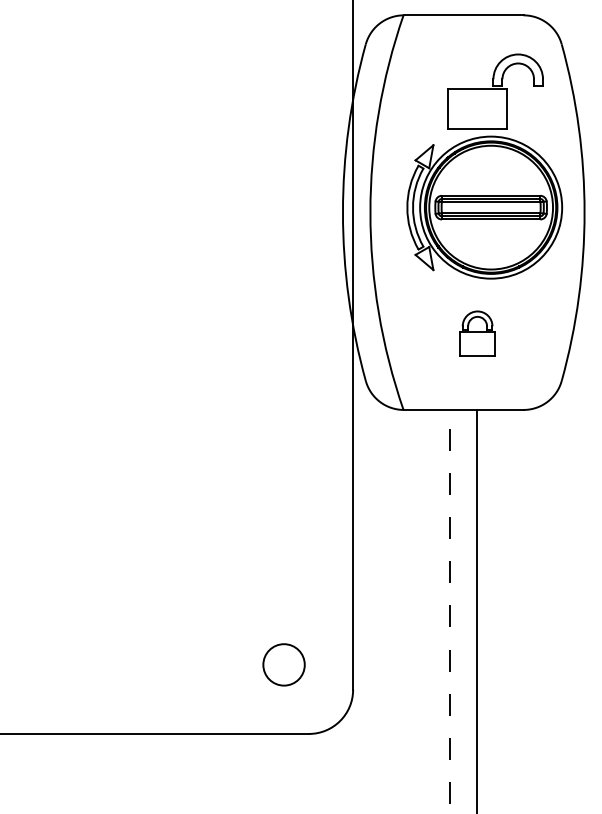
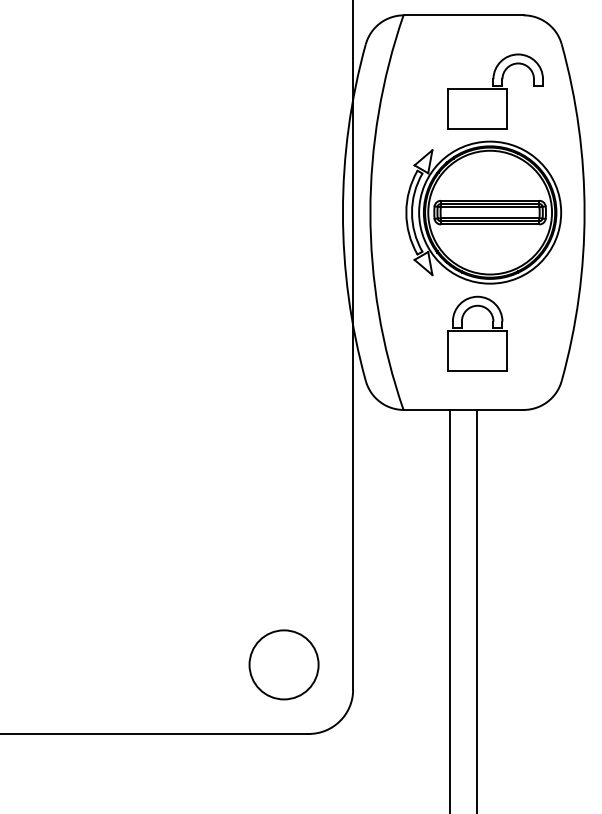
part position: (484, 207) -> (483, 212) (483, 212)
part size: 37x47 px -> 61x77 px (477, 333)
line: dashed -> solid (450, 611)
circle diameter: 41 px -> 69 px (283, 664)
